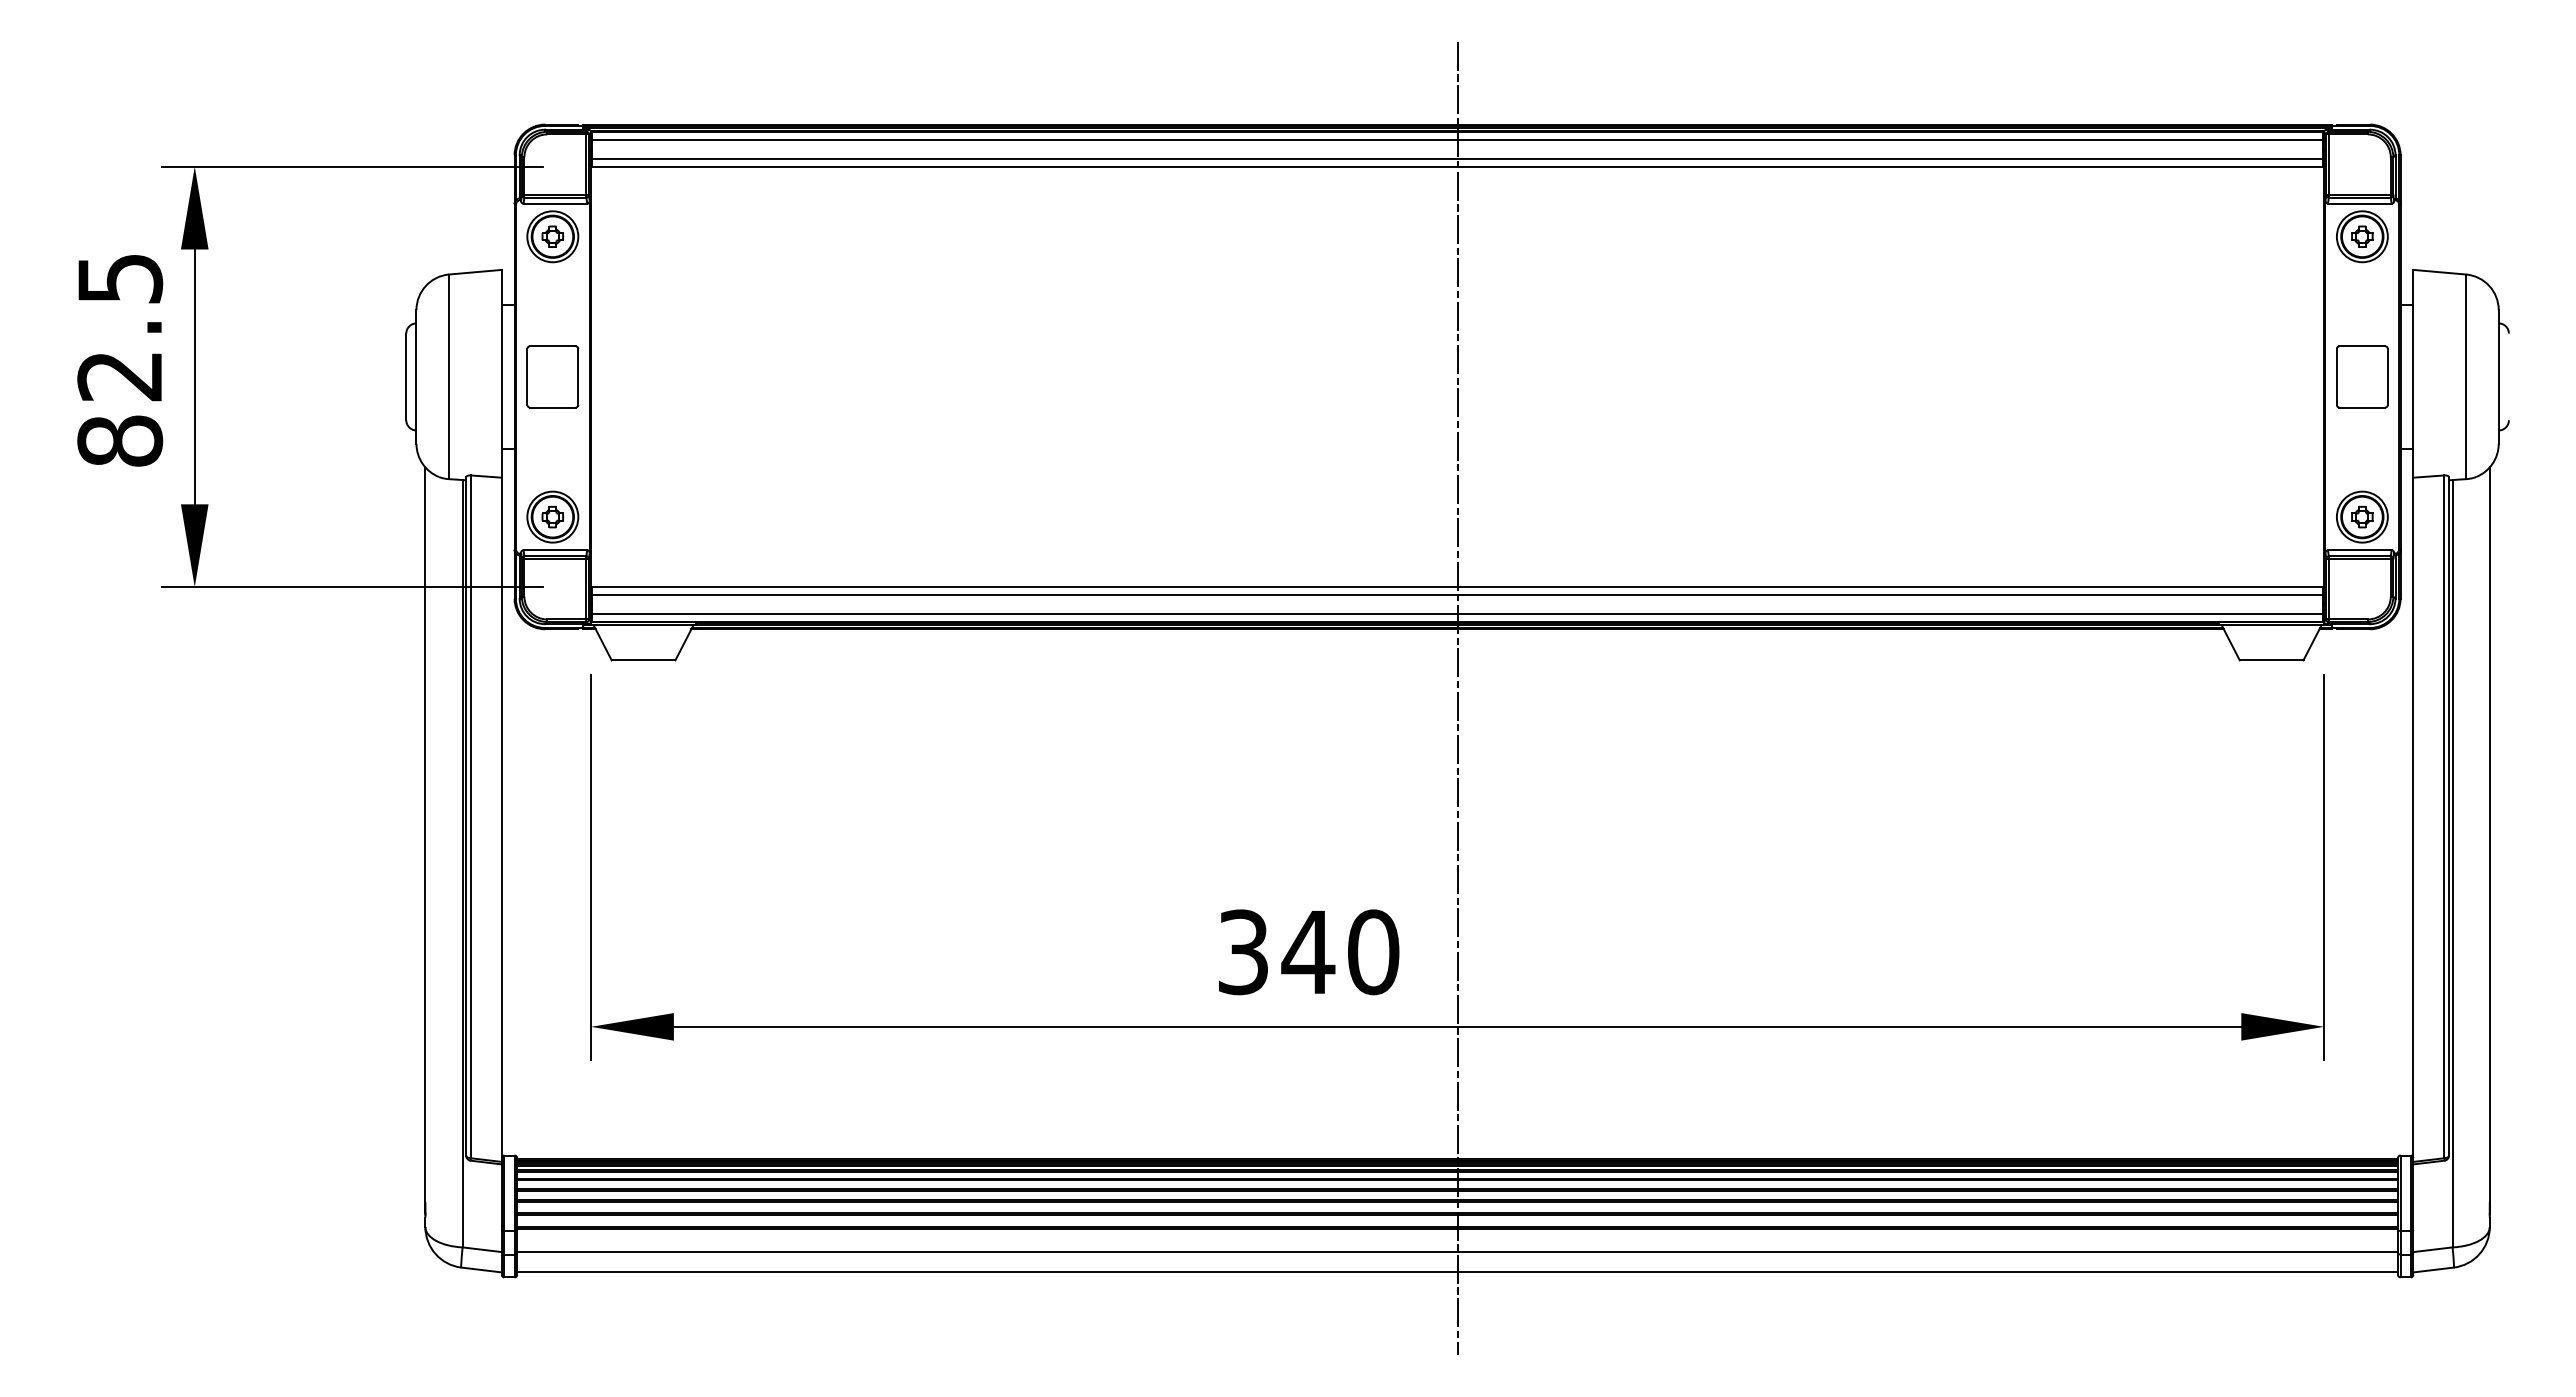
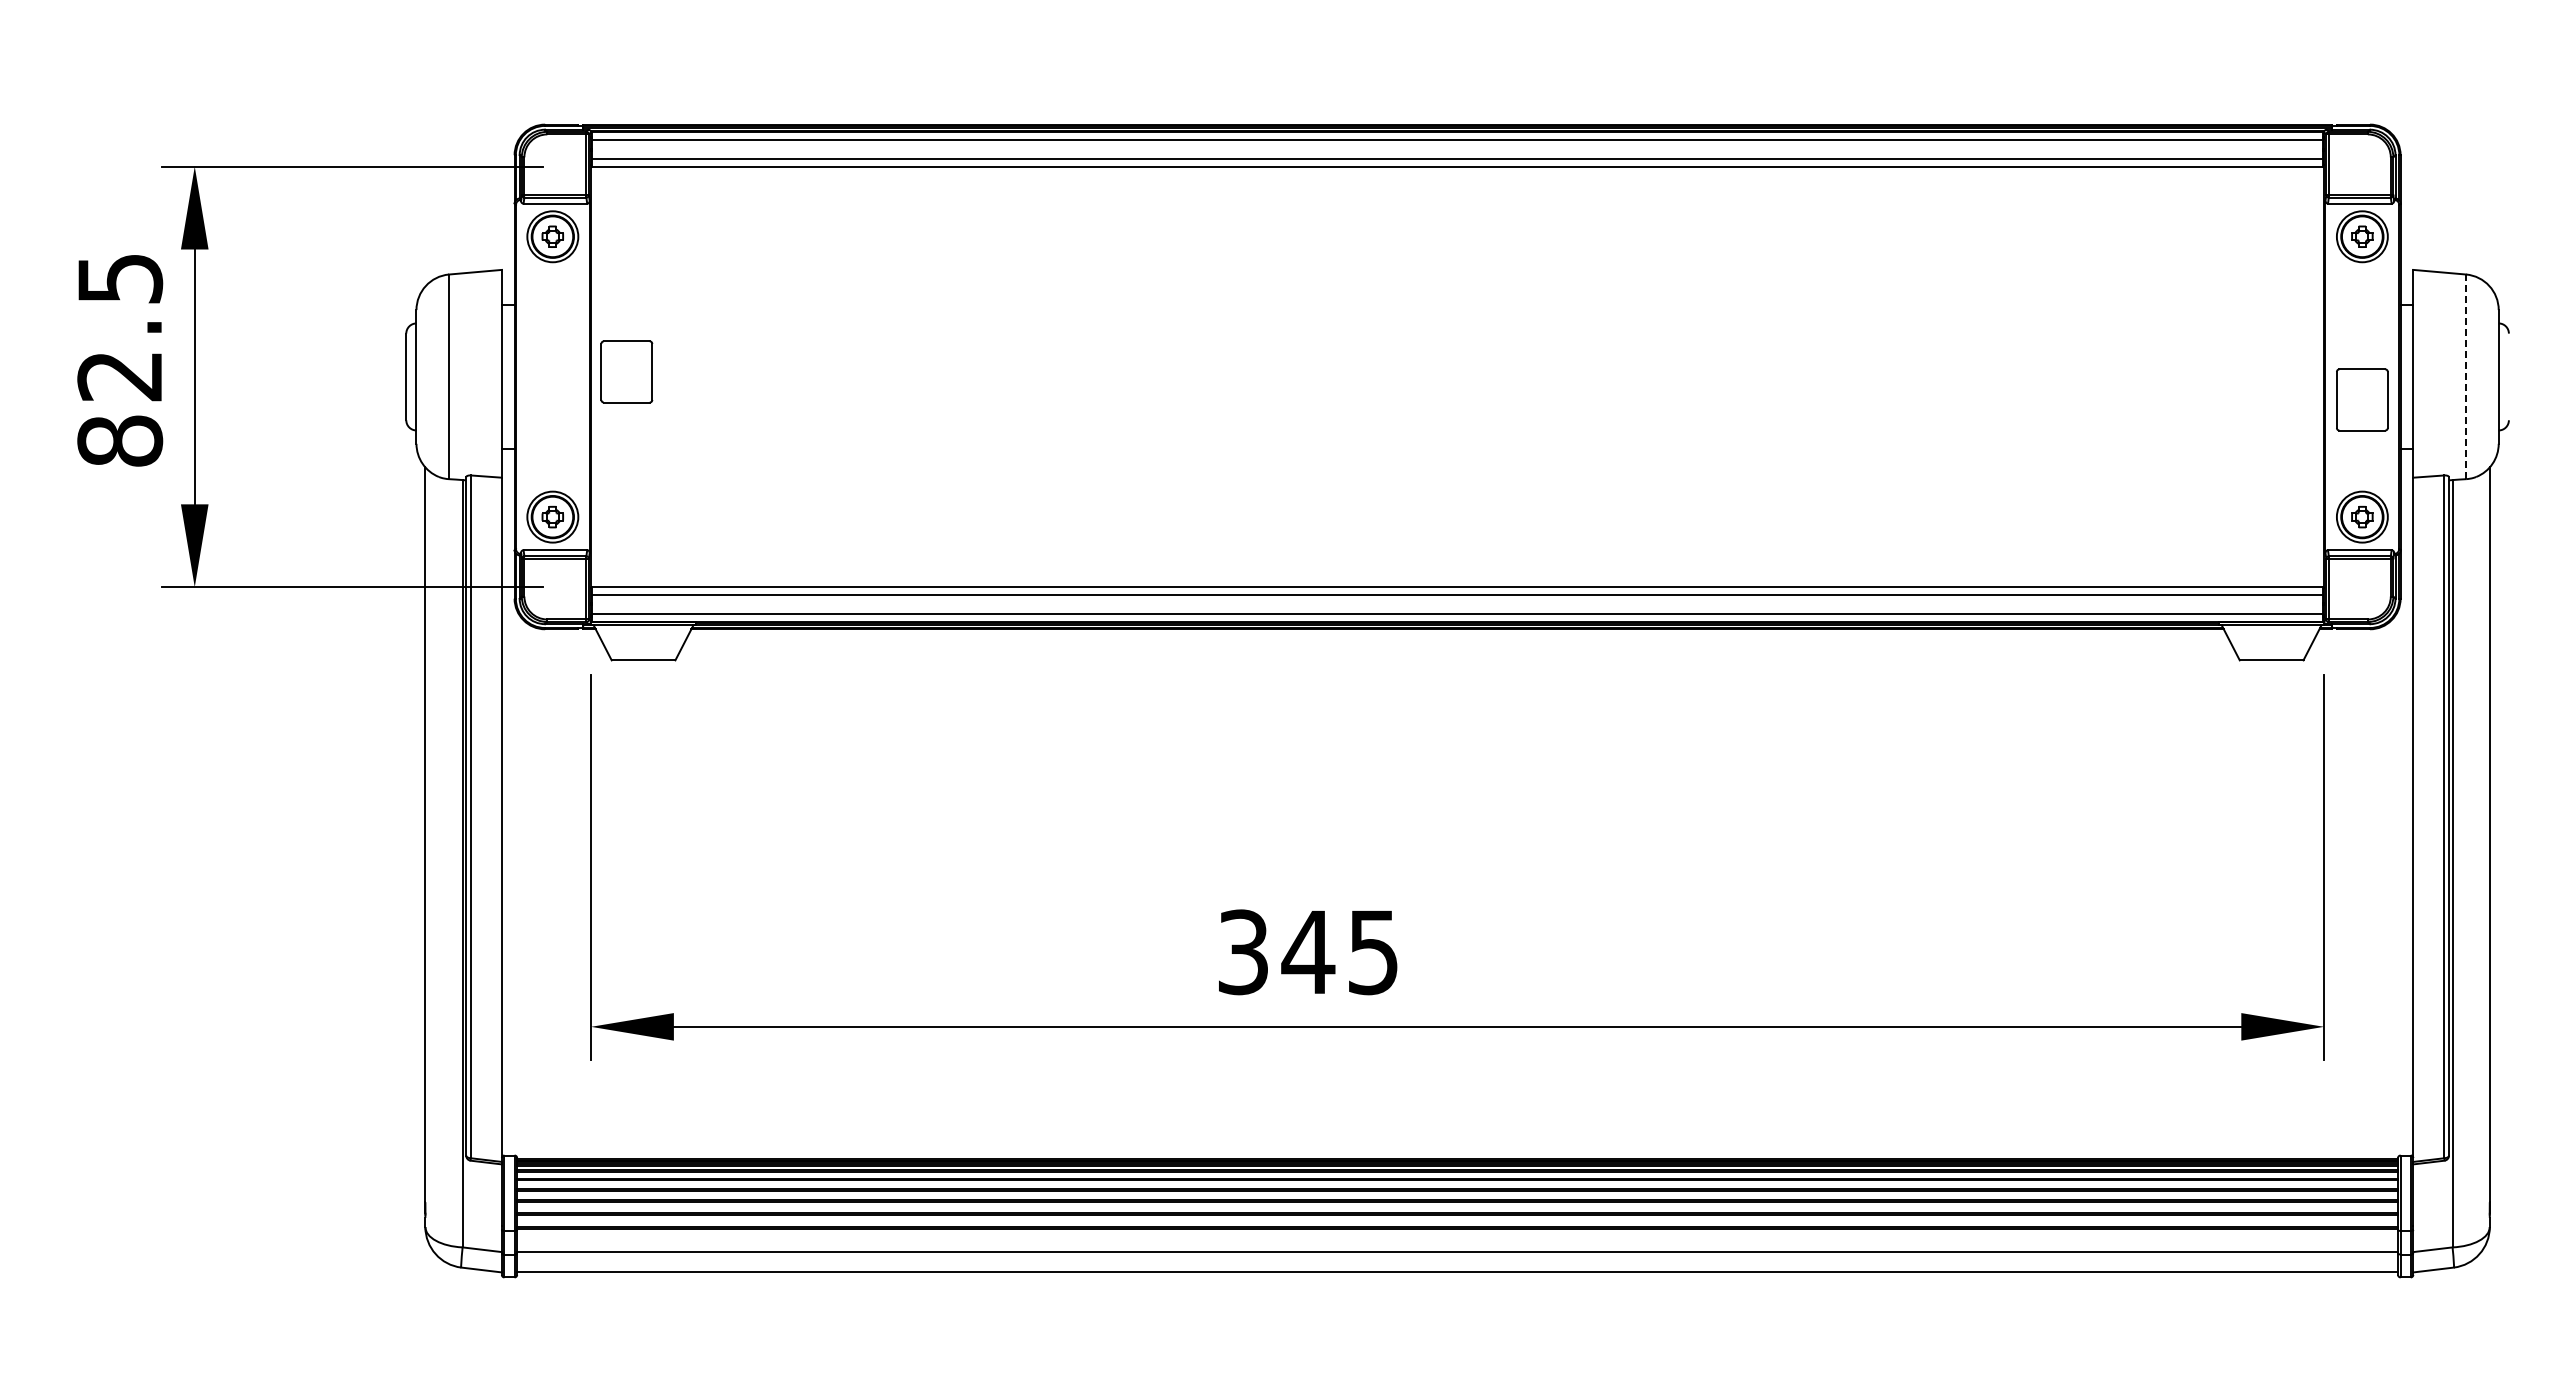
part position: (552, 376) -> (626, 371) (626, 371)
part position: (2362, 376) -> (2362, 399) (2362, 399)
line: solid -> dashed (2466, 376)
line: present -> none (1457, 698)
text: 340 -> 345 (1373, 952)
